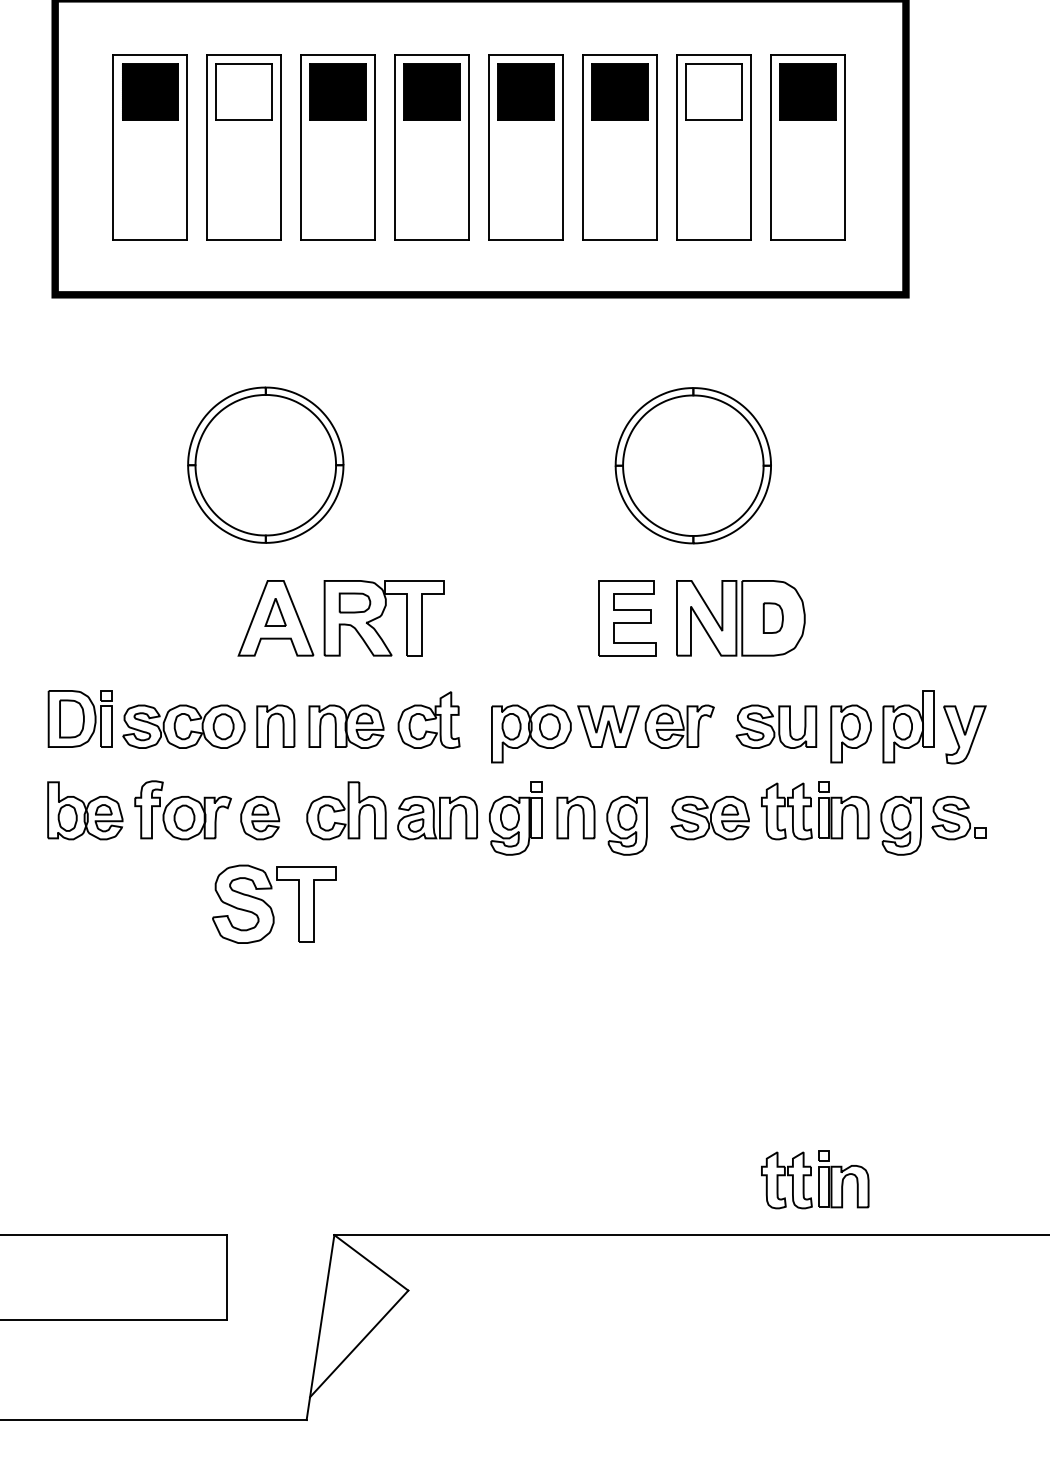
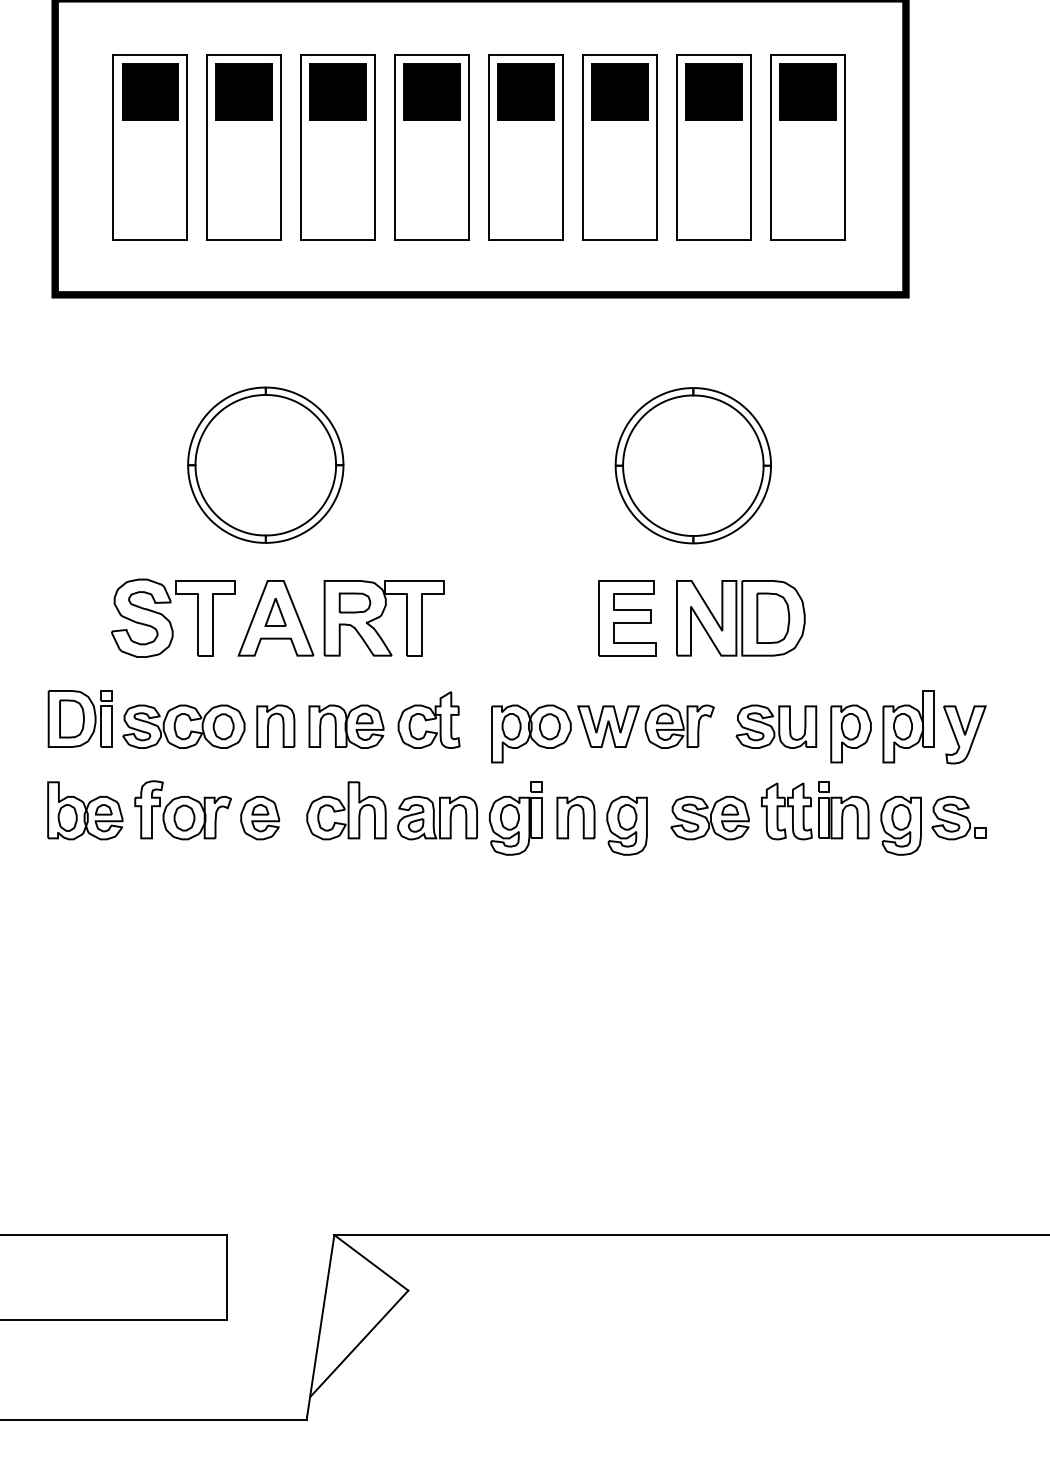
hatch: none -> present (243, 91)
hatch: none -> present (713, 91)
part size: 22x32 px -> 35x52 px (773, 617)
part position: (274, 903) -> (173, 617) (173, 617)
part: present -> none (815, 1179)
